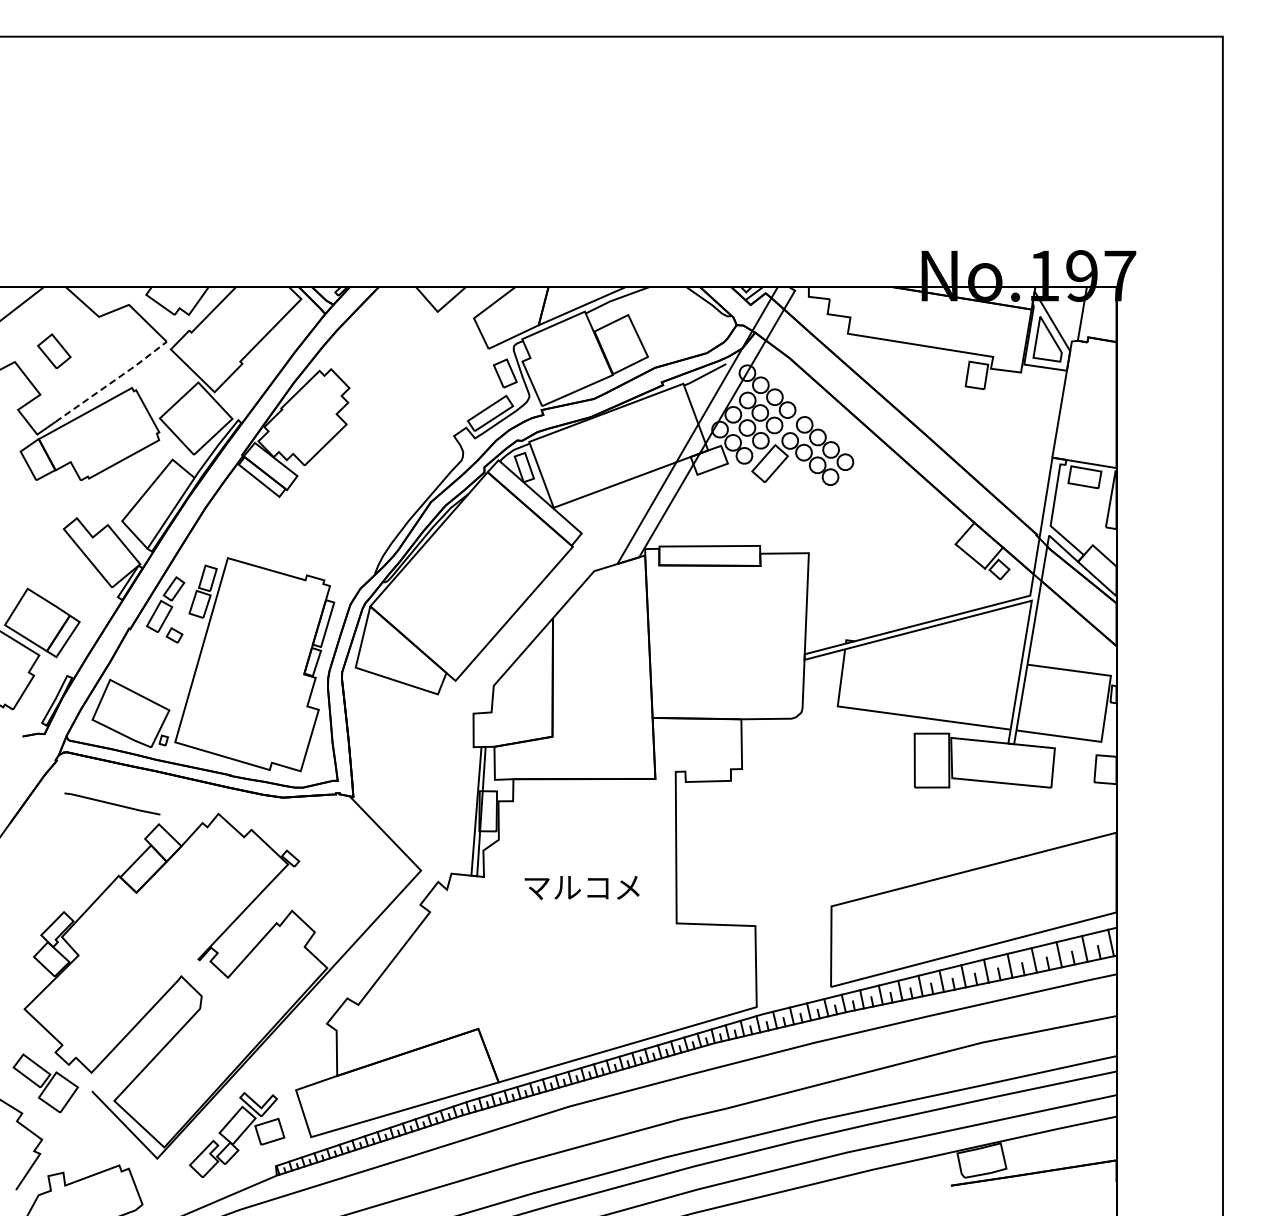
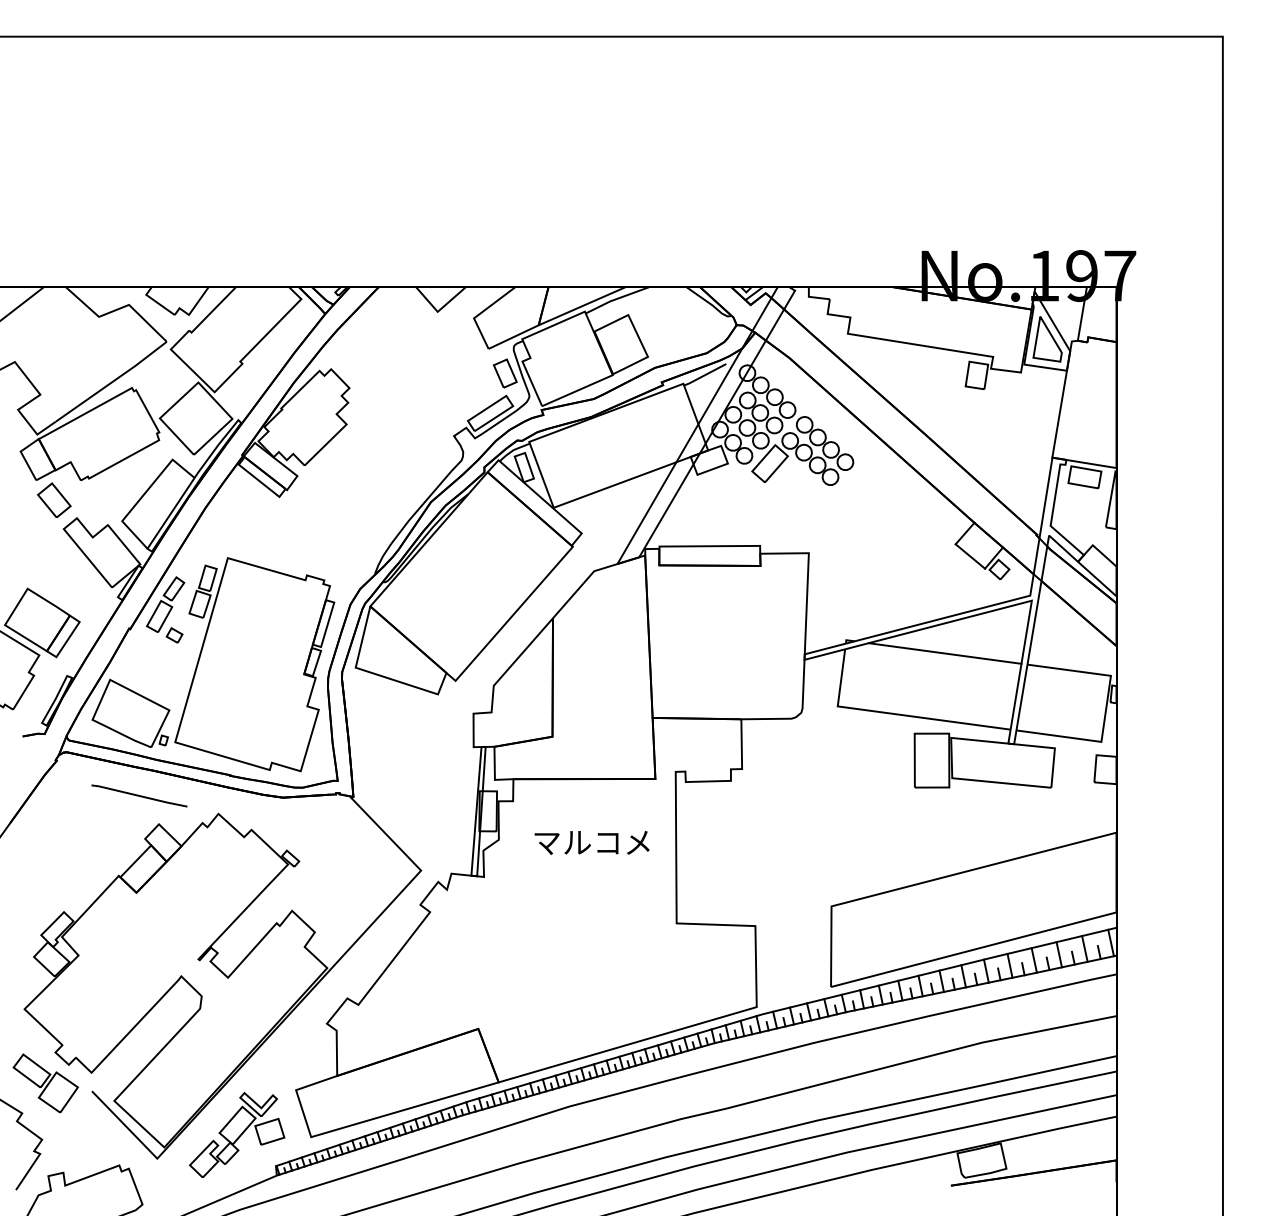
part position: (54, 350) -> (54, 499) (54, 499)
line: dashed -> solid (112, 381)
line: none -> present (944, 653)
line position: (112, 803) -> (139, 795) (139, 795)
text position: (581, 887) -> (591, 842) (591, 842)
